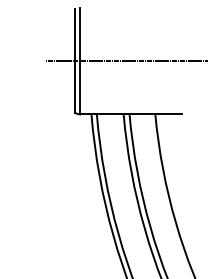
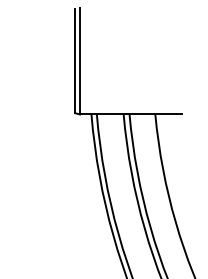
line: present -> none (125, 61)
